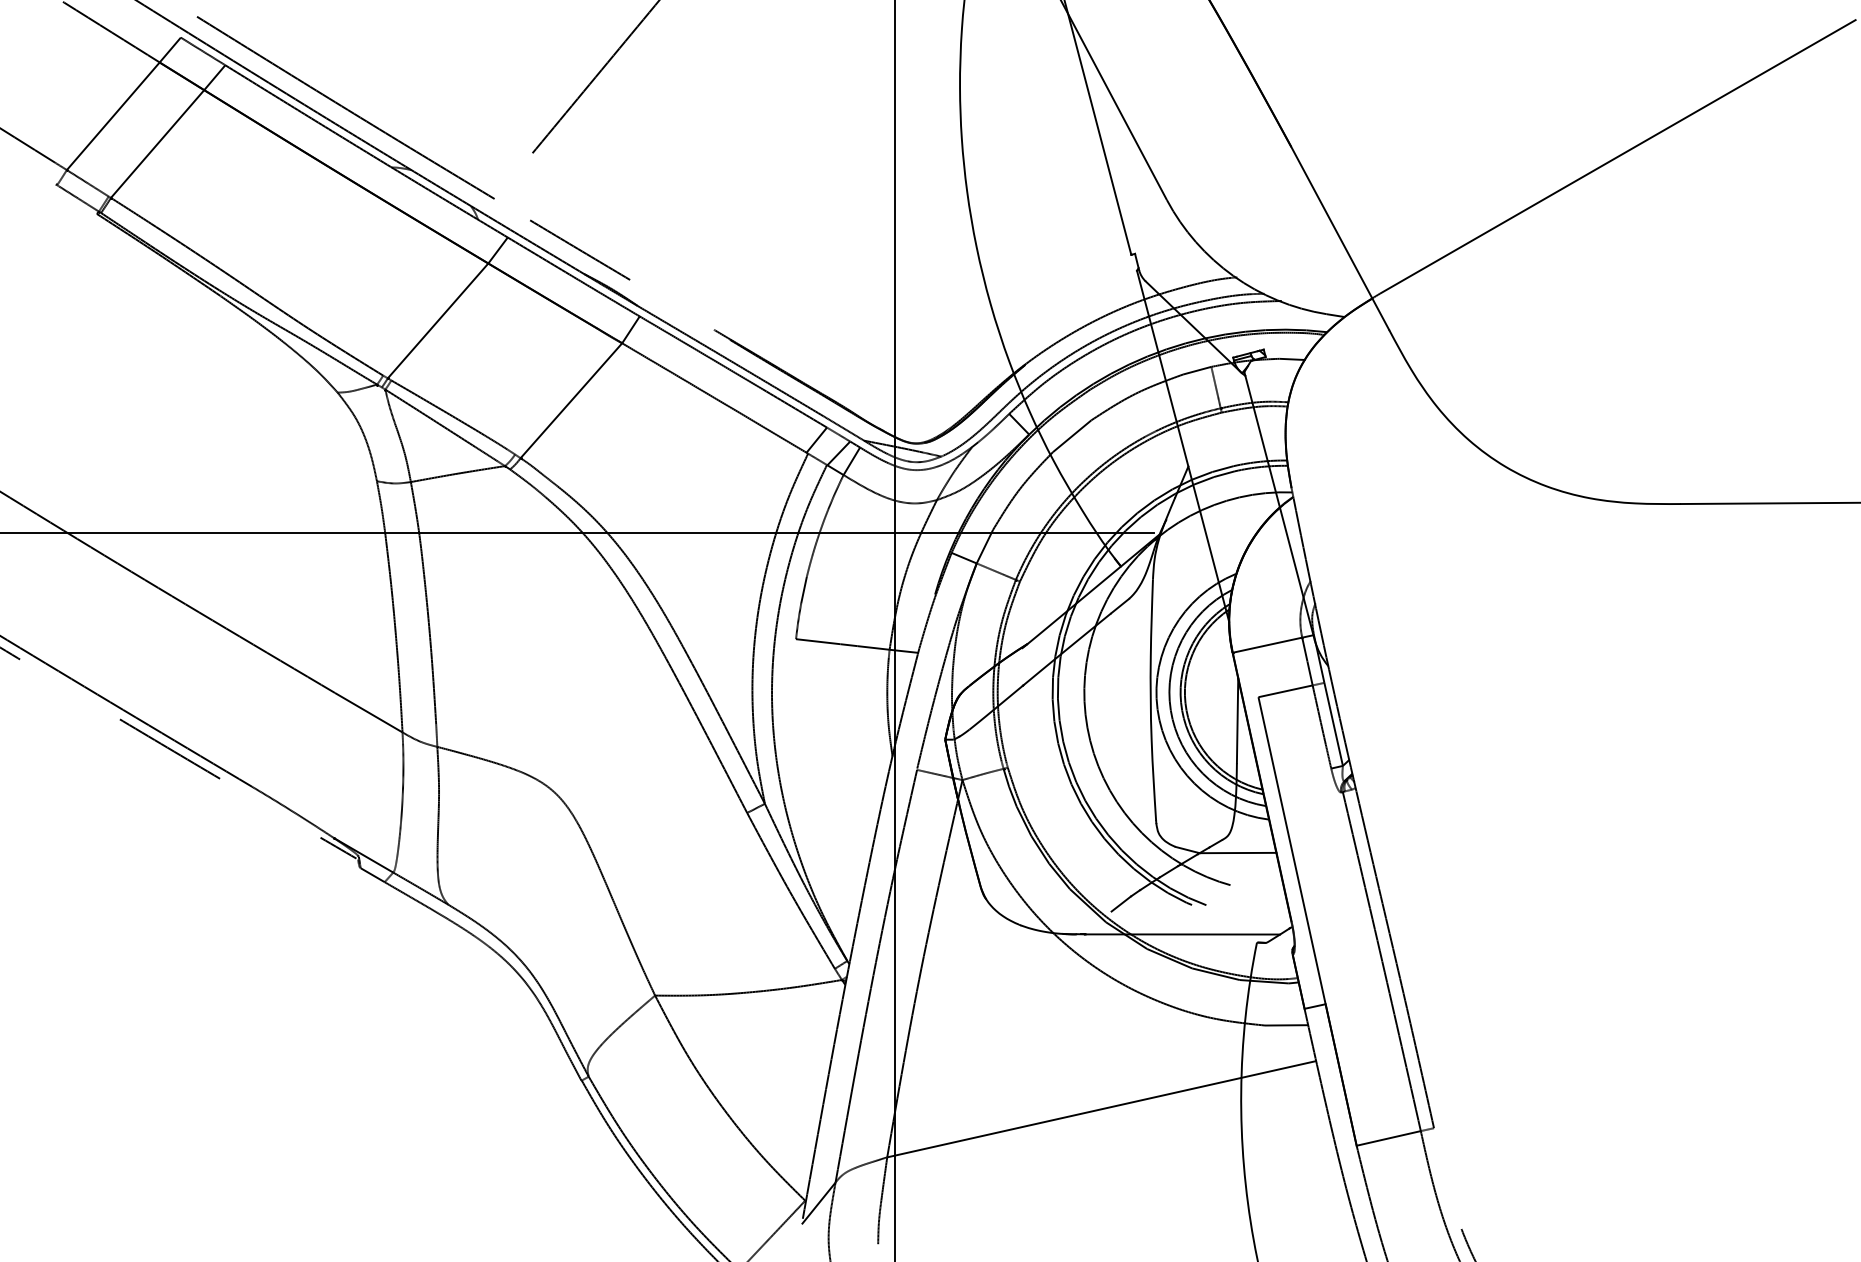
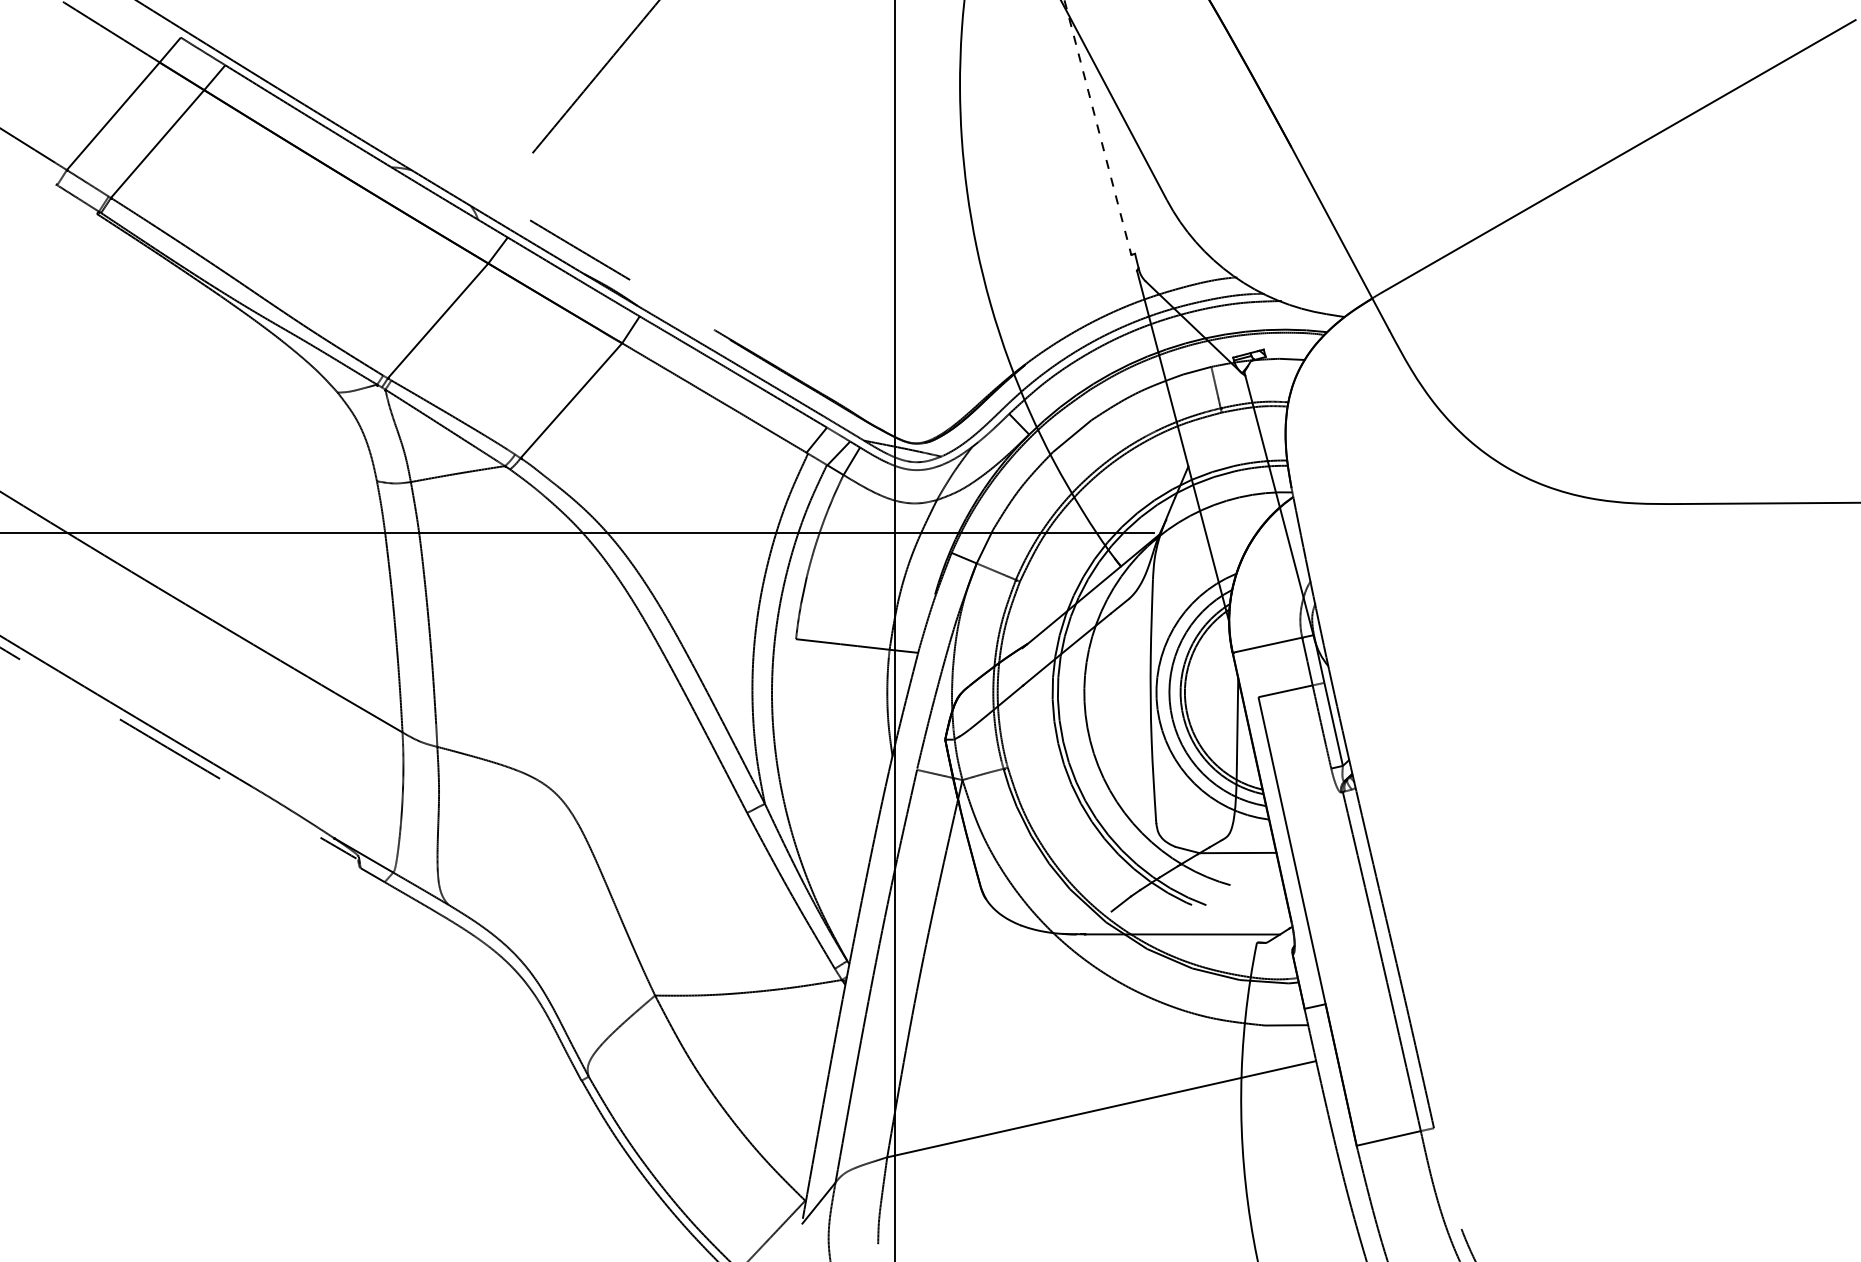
line: present -> none (345, 107)
line: solid -> dashed (1098, 128)
